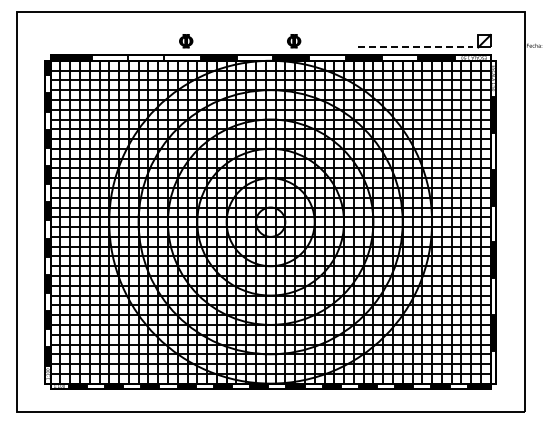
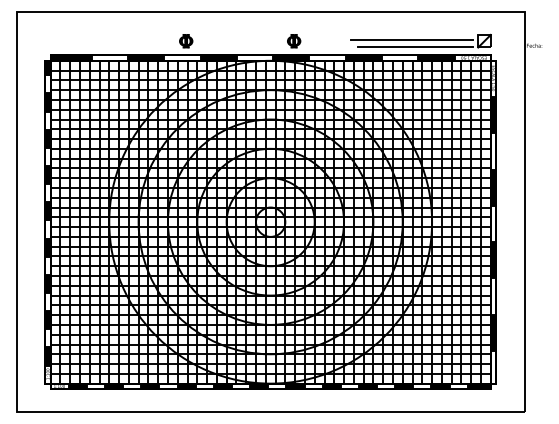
line: none -> present (411, 39)
line: dashed -> solid (415, 47)
fill: none -> present (146, 57)
